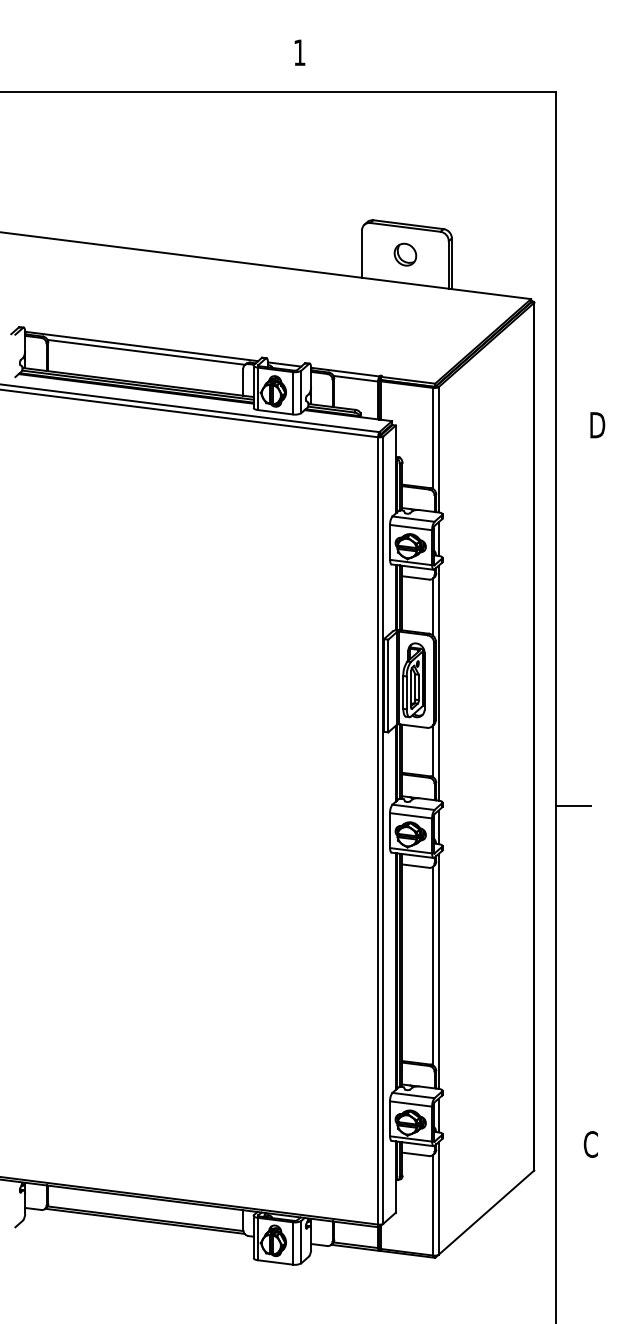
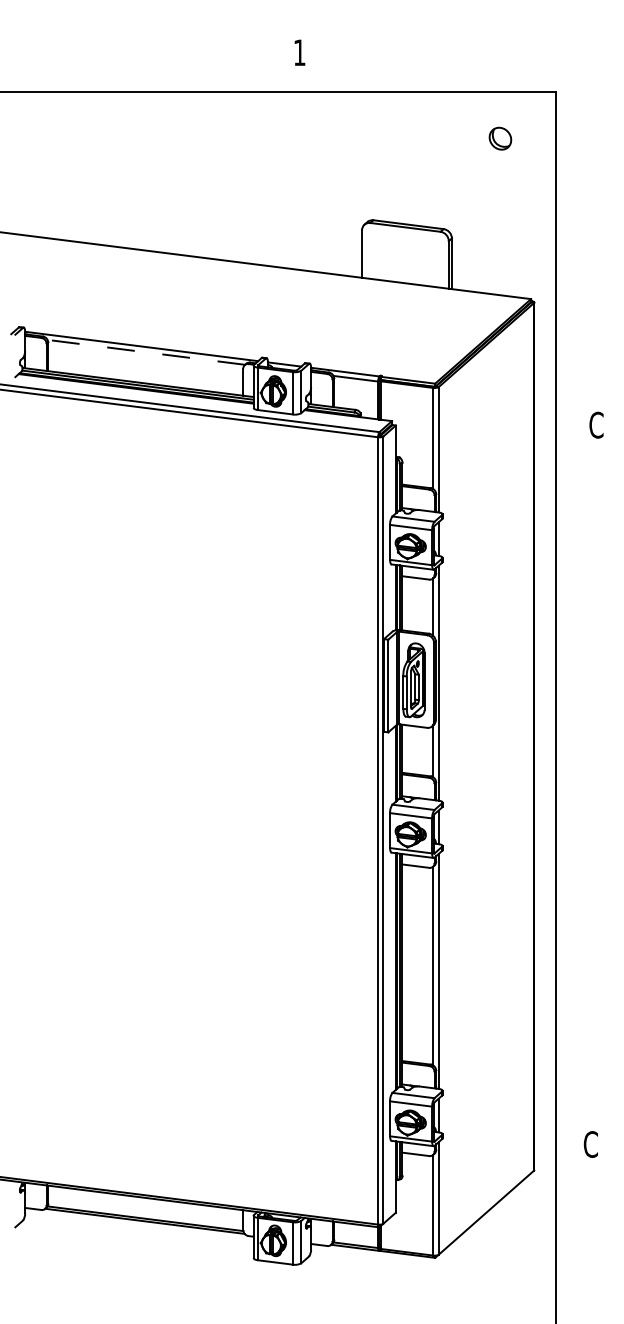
part position: (405, 254) -> (500, 138) (500, 138)
line: solid -> dashed (146, 352)
text: D -> C (597, 424)
line: present -> none (573, 805)
